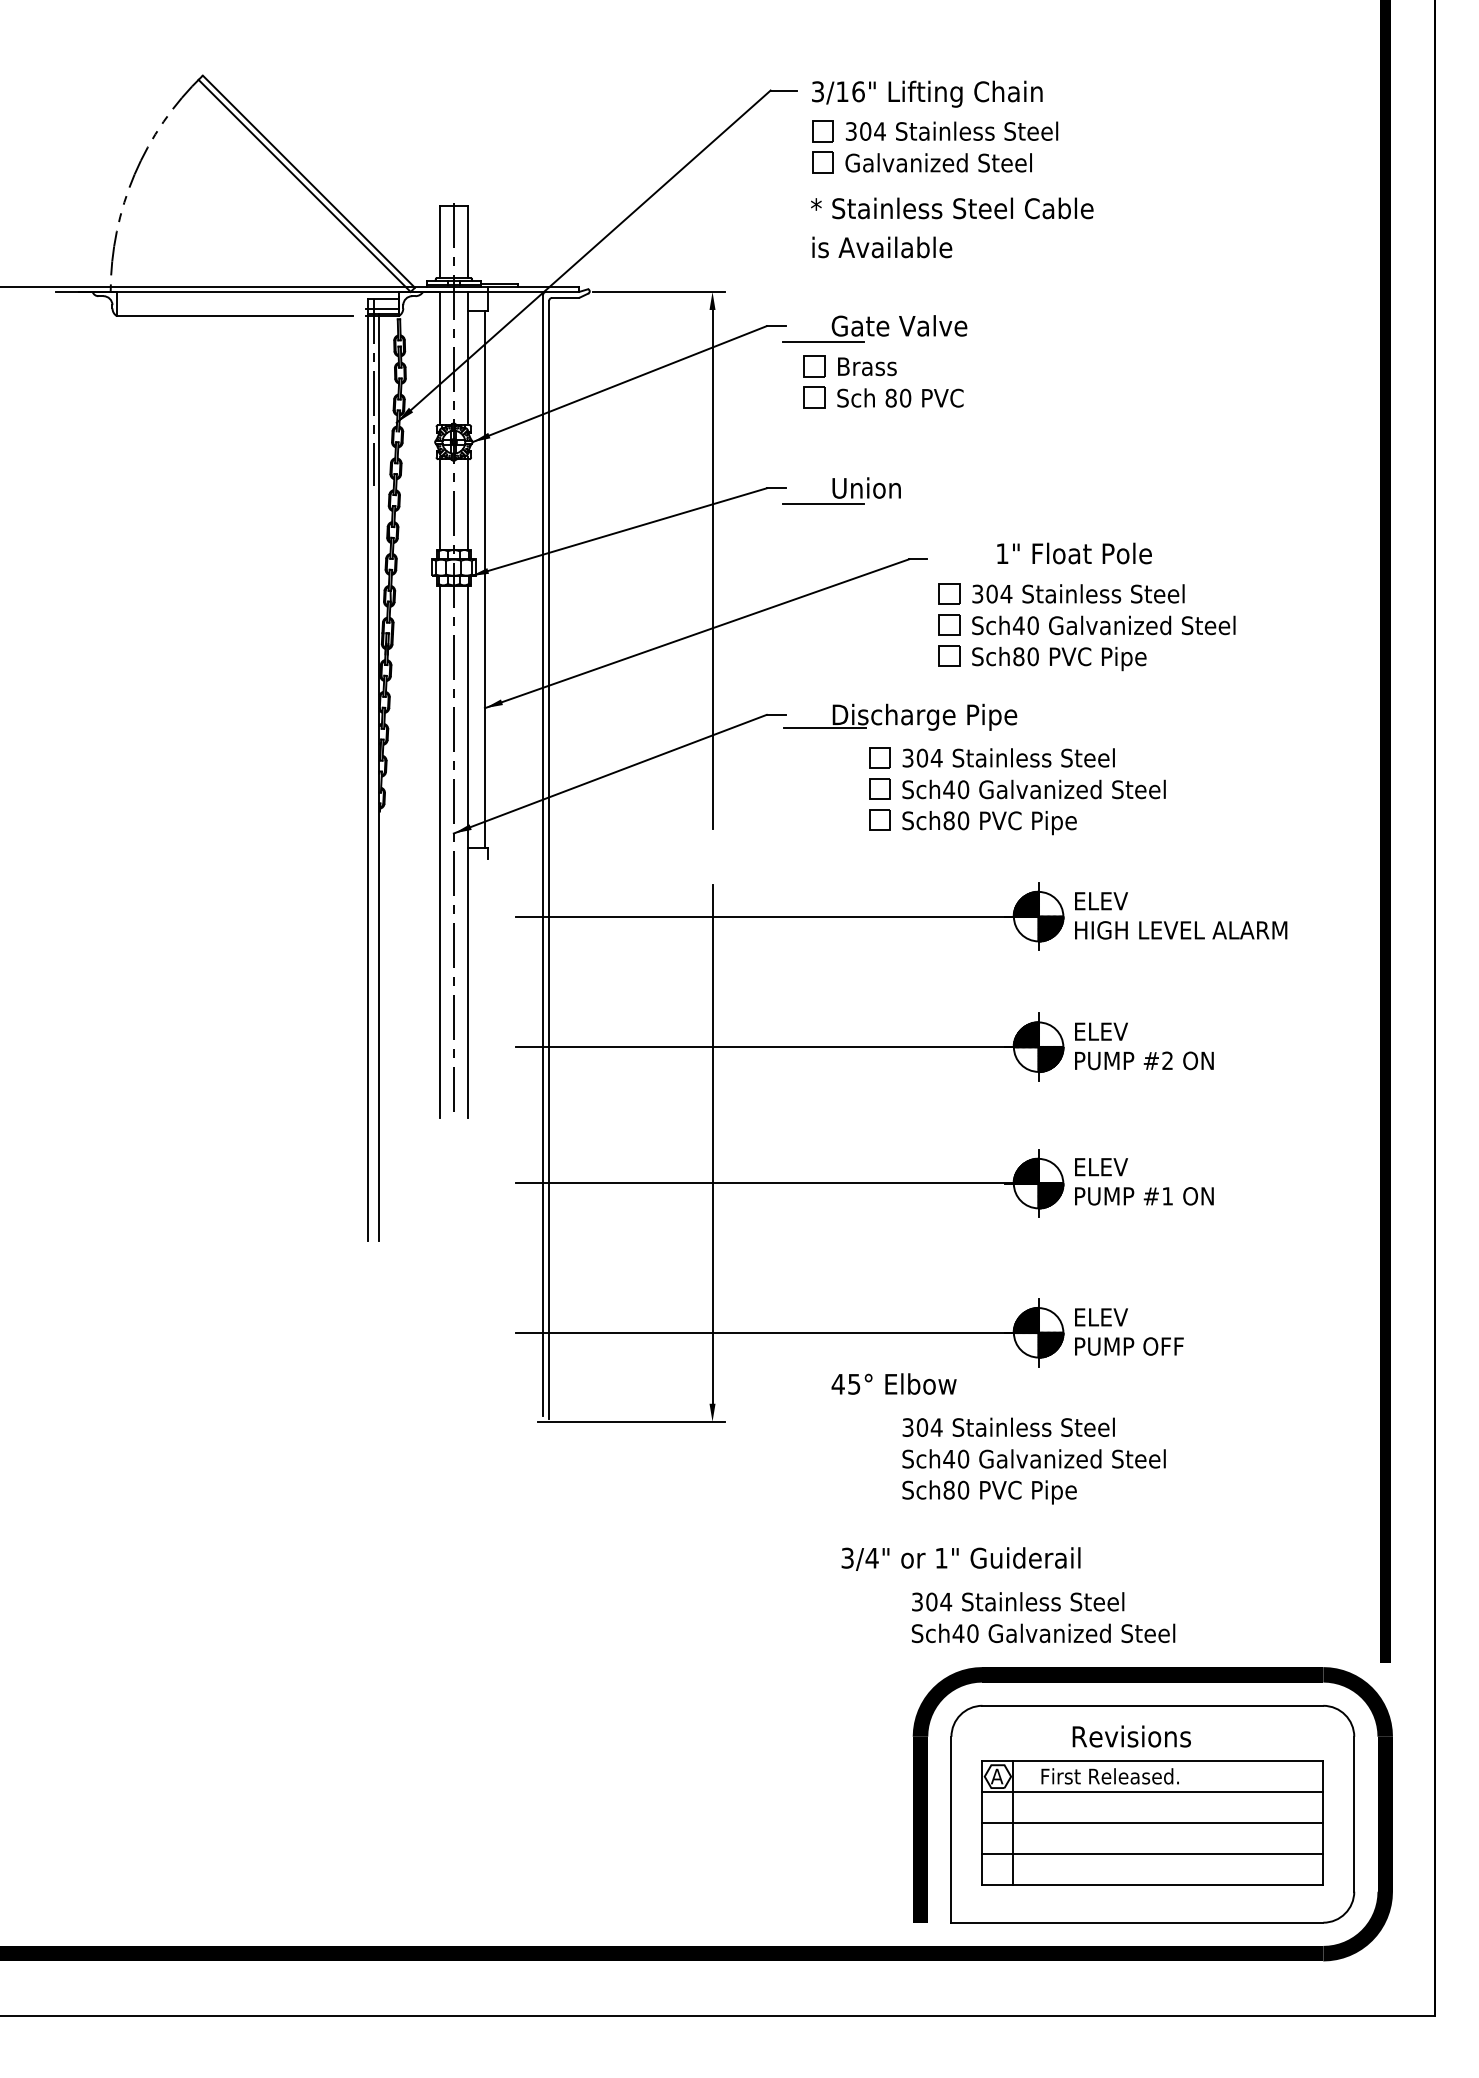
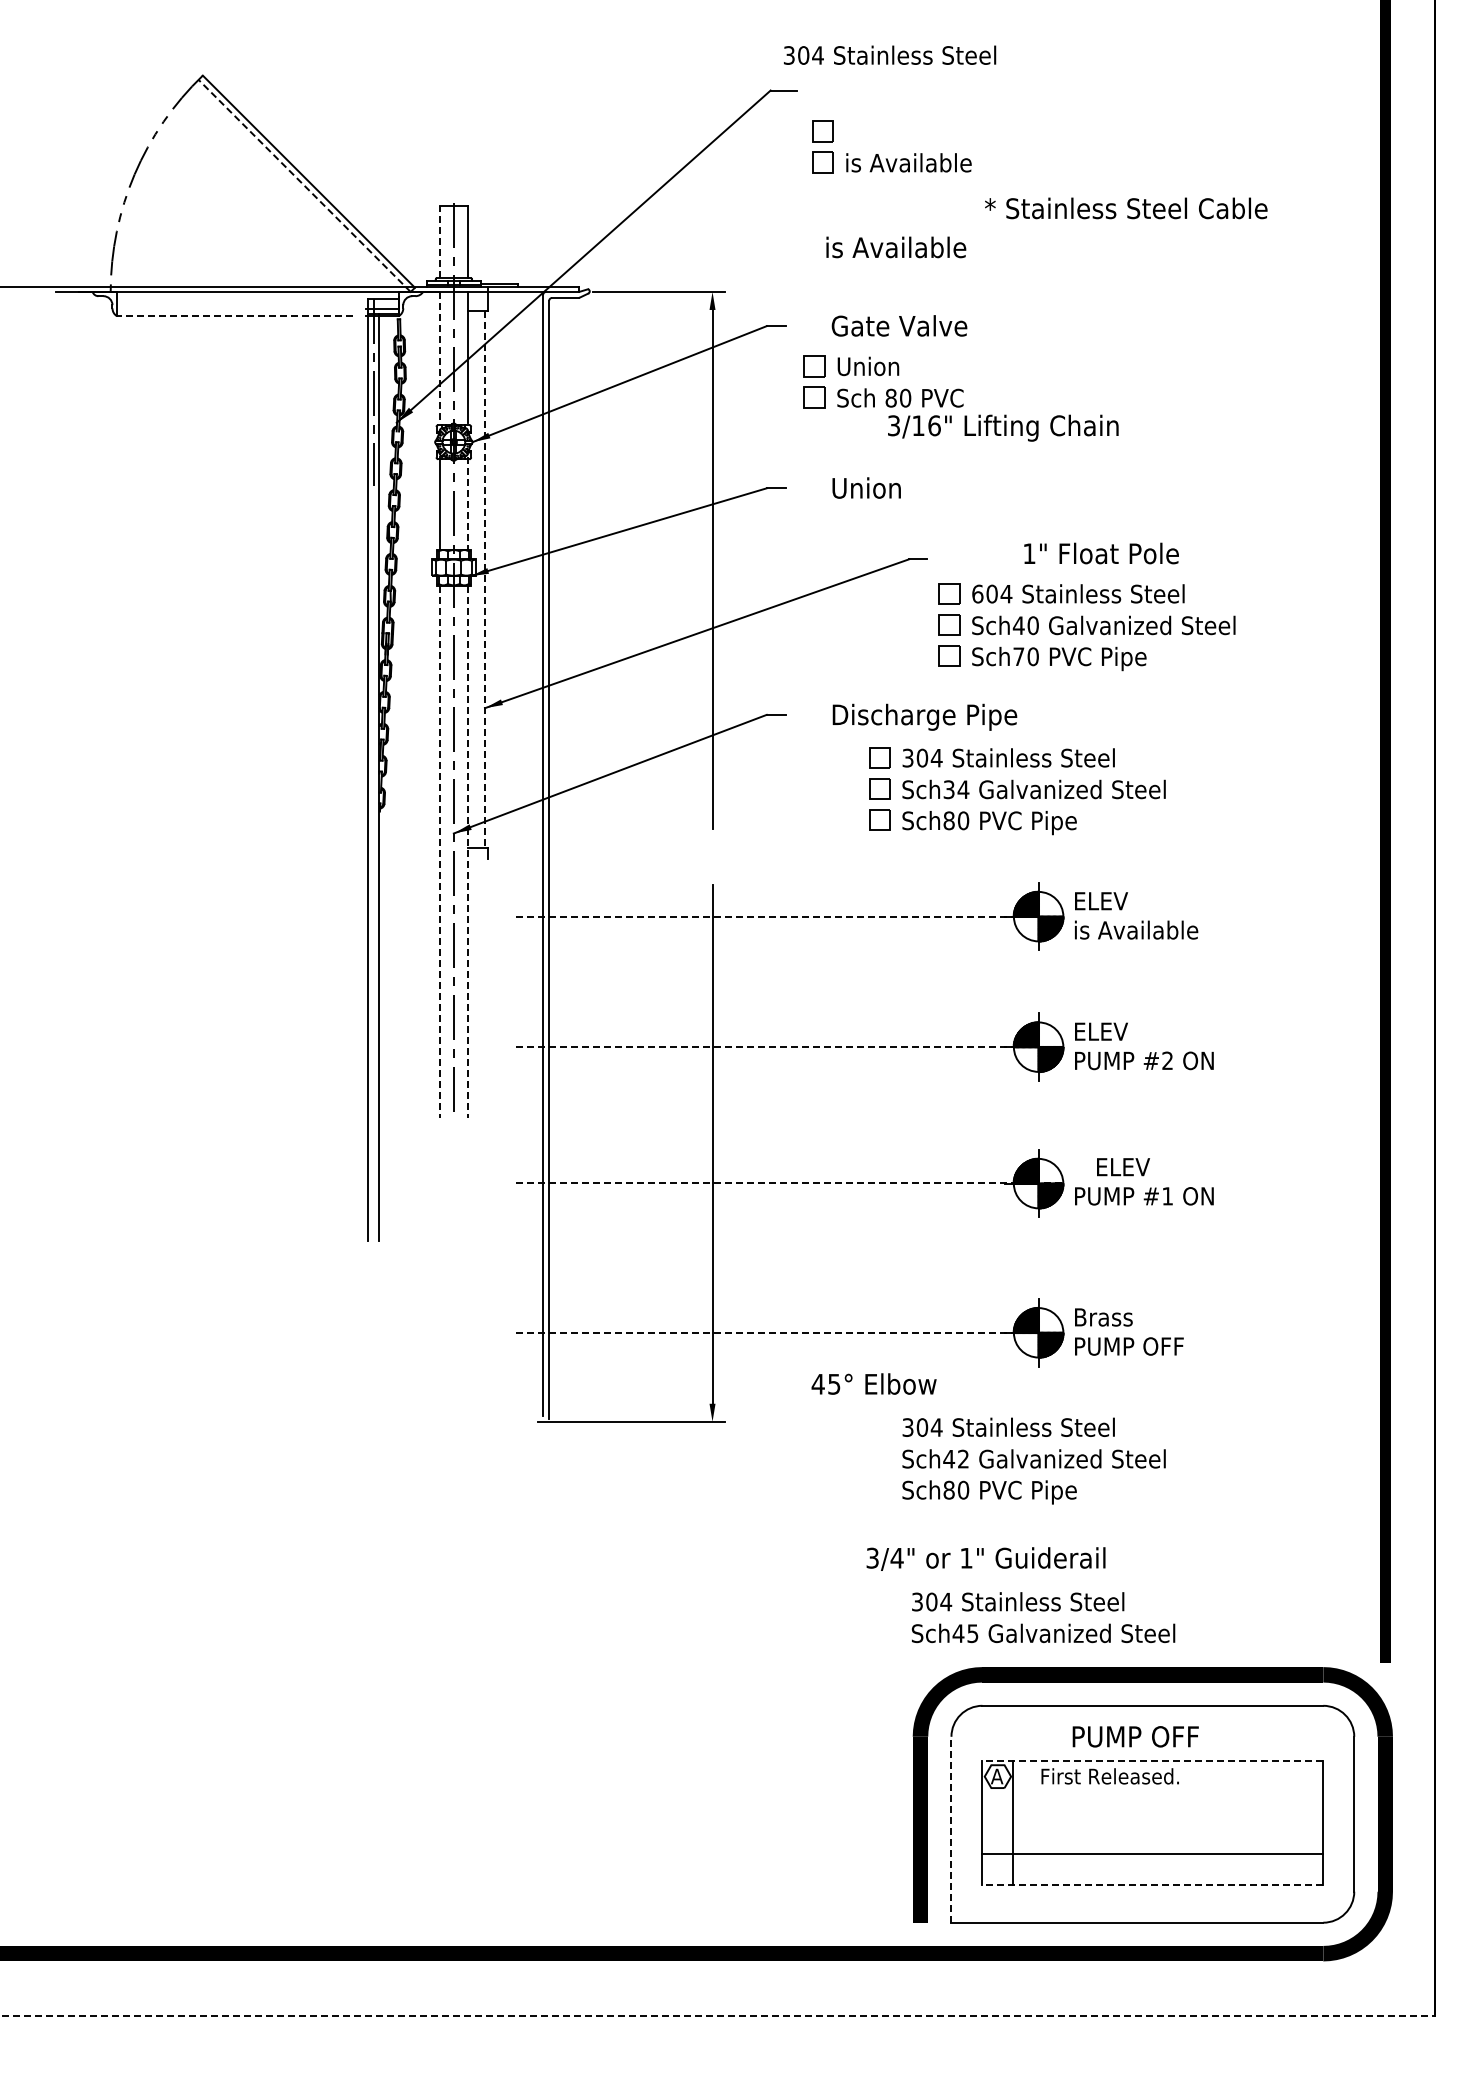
text position: (927, 93) -> (1003, 427) (1003, 427)
text position: (952, 130) -> (890, 54) (890, 54)
text: Galvanized Steel -> is Available (938, 162)
line: solid -> dashed (304, 185)
text position: (952, 208) -> (1126, 208) (1126, 208)
line: solid -> dashed (439, 241)
text position: (882, 247) -> (896, 247) (896, 247)
line: solid -> dashed (234, 315)
line: present -> none (823, 342)
line: solid -> dashed (439, 357)
text: Brass -> Union (868, 366)
line: solid -> dashed (468, 504)
line: present -> none (823, 504)
text position: (1074, 553) -> (1101, 553) (1101, 553)
line: solid -> dashed (484, 580)
text: 304 -> 604 (977, 593)
text: Sch80 -> Sch70 (1018, 656)
line: present -> none (824, 728)
text: Sch40 -> Sch34 (956, 789)
line: solid -> dashed (439, 852)
line: solid -> dashed (468, 852)
line: solid -> dashed (789, 916)
text: HIGH LEVEL ALARM -> is Available (1181, 929)
line: solid -> dashed (789, 1047)
text position: (1101, 1167) -> (1123, 1167) (1123, 1167)
line: solid -> dashed (790, 1182)
text: ELEV -> Brass (1107, 1317)
line: solid -> dashed (789, 1332)
text position: (893, 1383) -> (873, 1383) (873, 1383)
text: Sch40 -> Sch42 (963, 1458)
text position: (960, 1558) -> (985, 1558) (985, 1558)
text: Sch40 -> Sch45 (972, 1633)
text: Revisions -> PUMP OFF (1136, 1736)
line: solid -> dashed (1152, 1761)
line: present -> none (1152, 1792)
line: present -> none (1152, 1823)
line: solid -> dashed (951, 1829)
line: solid -> dashed (1152, 1885)
line: solid -> dashed (718, 2015)
